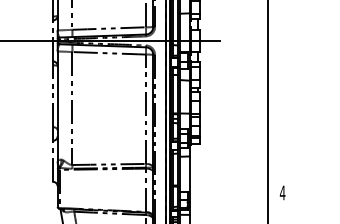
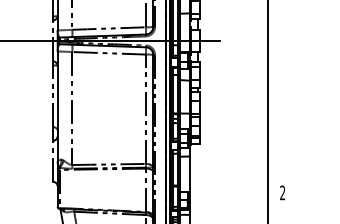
text: 4 -> 2 (282, 192)
